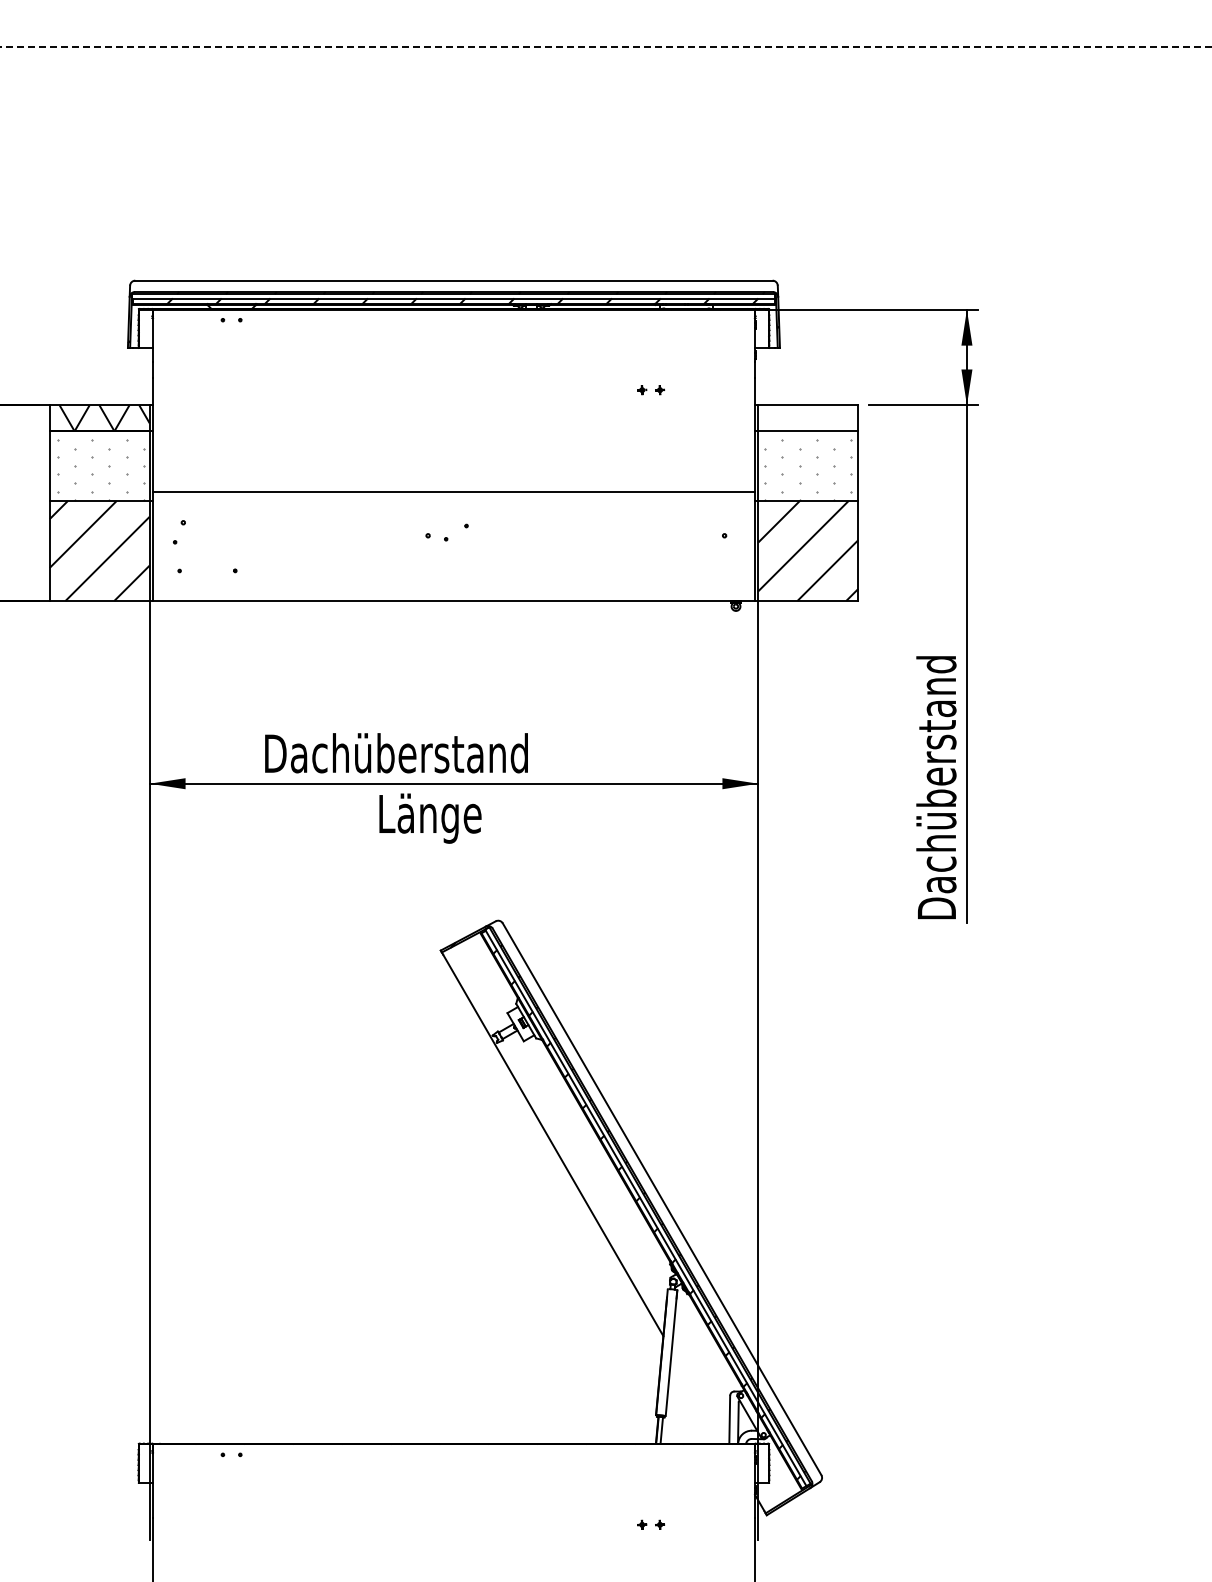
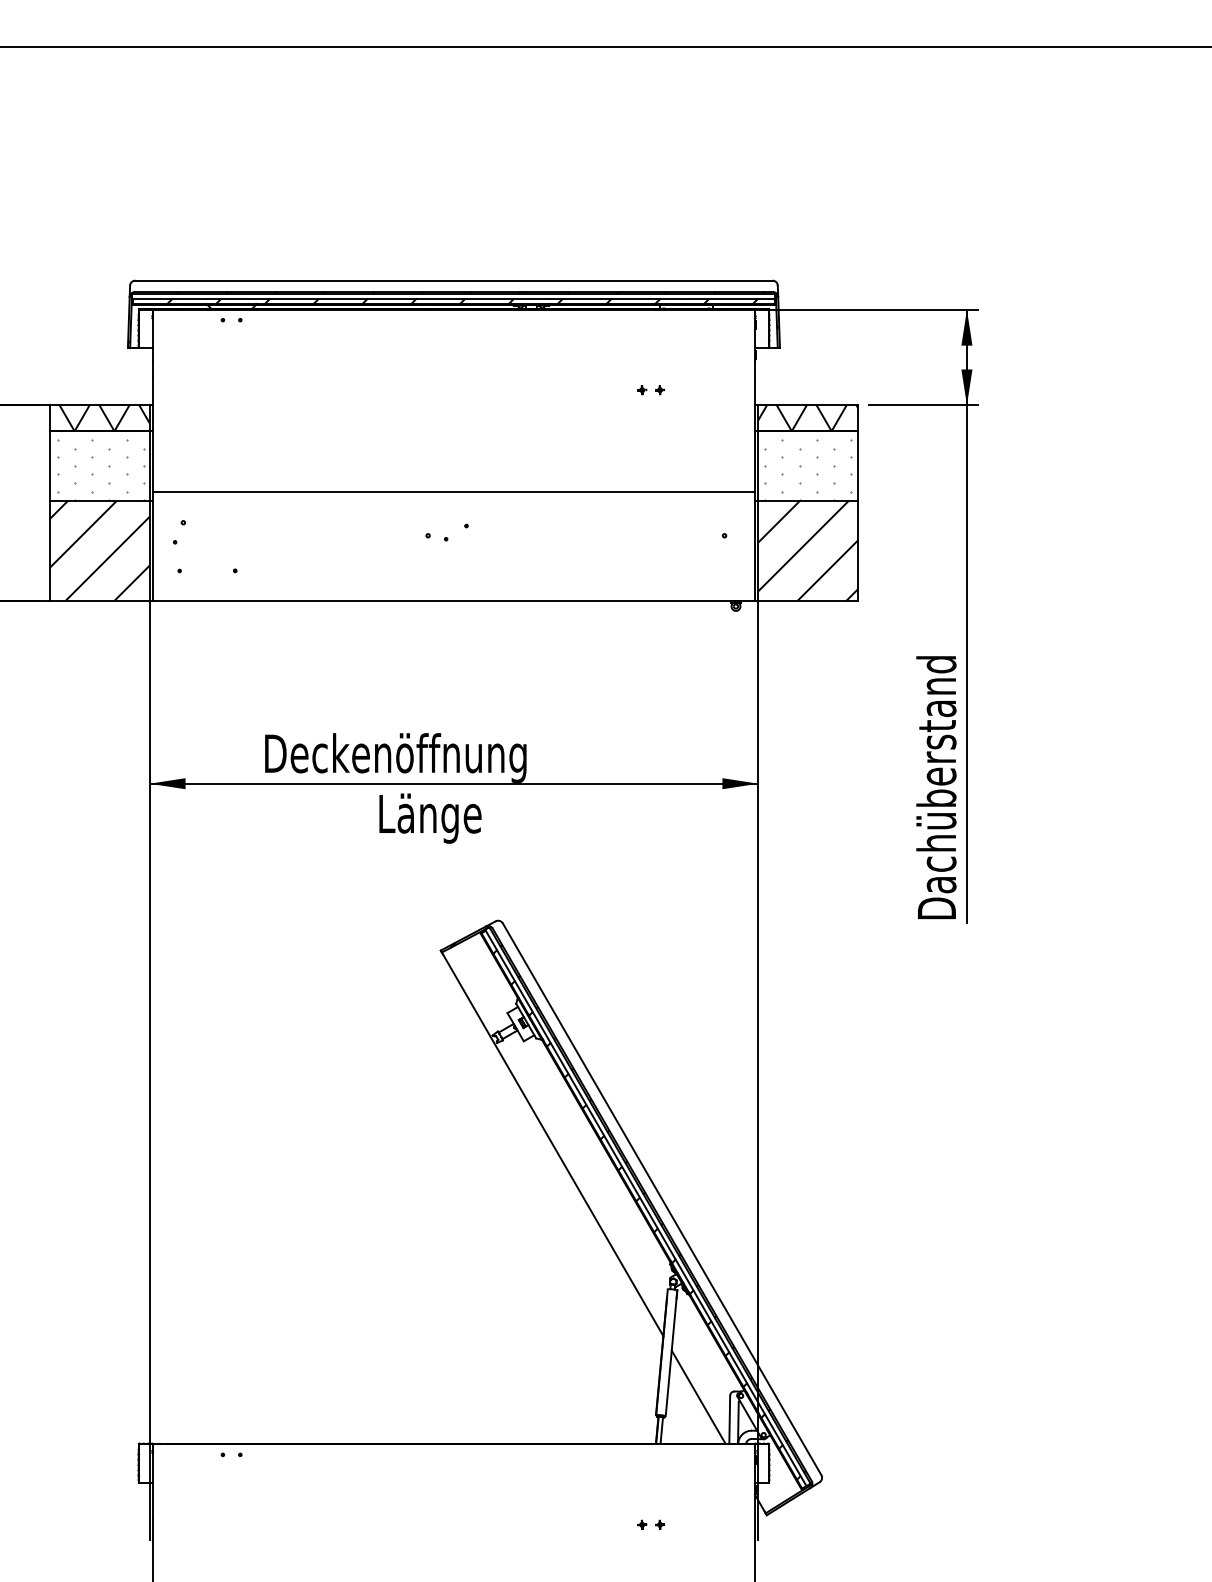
line: dashed -> solid (605, 47)
hatch: none -> present (808, 418)
text: Dachüberstand -> Deckenöffnung (408, 757)
line: none -> present (698, 1396)
